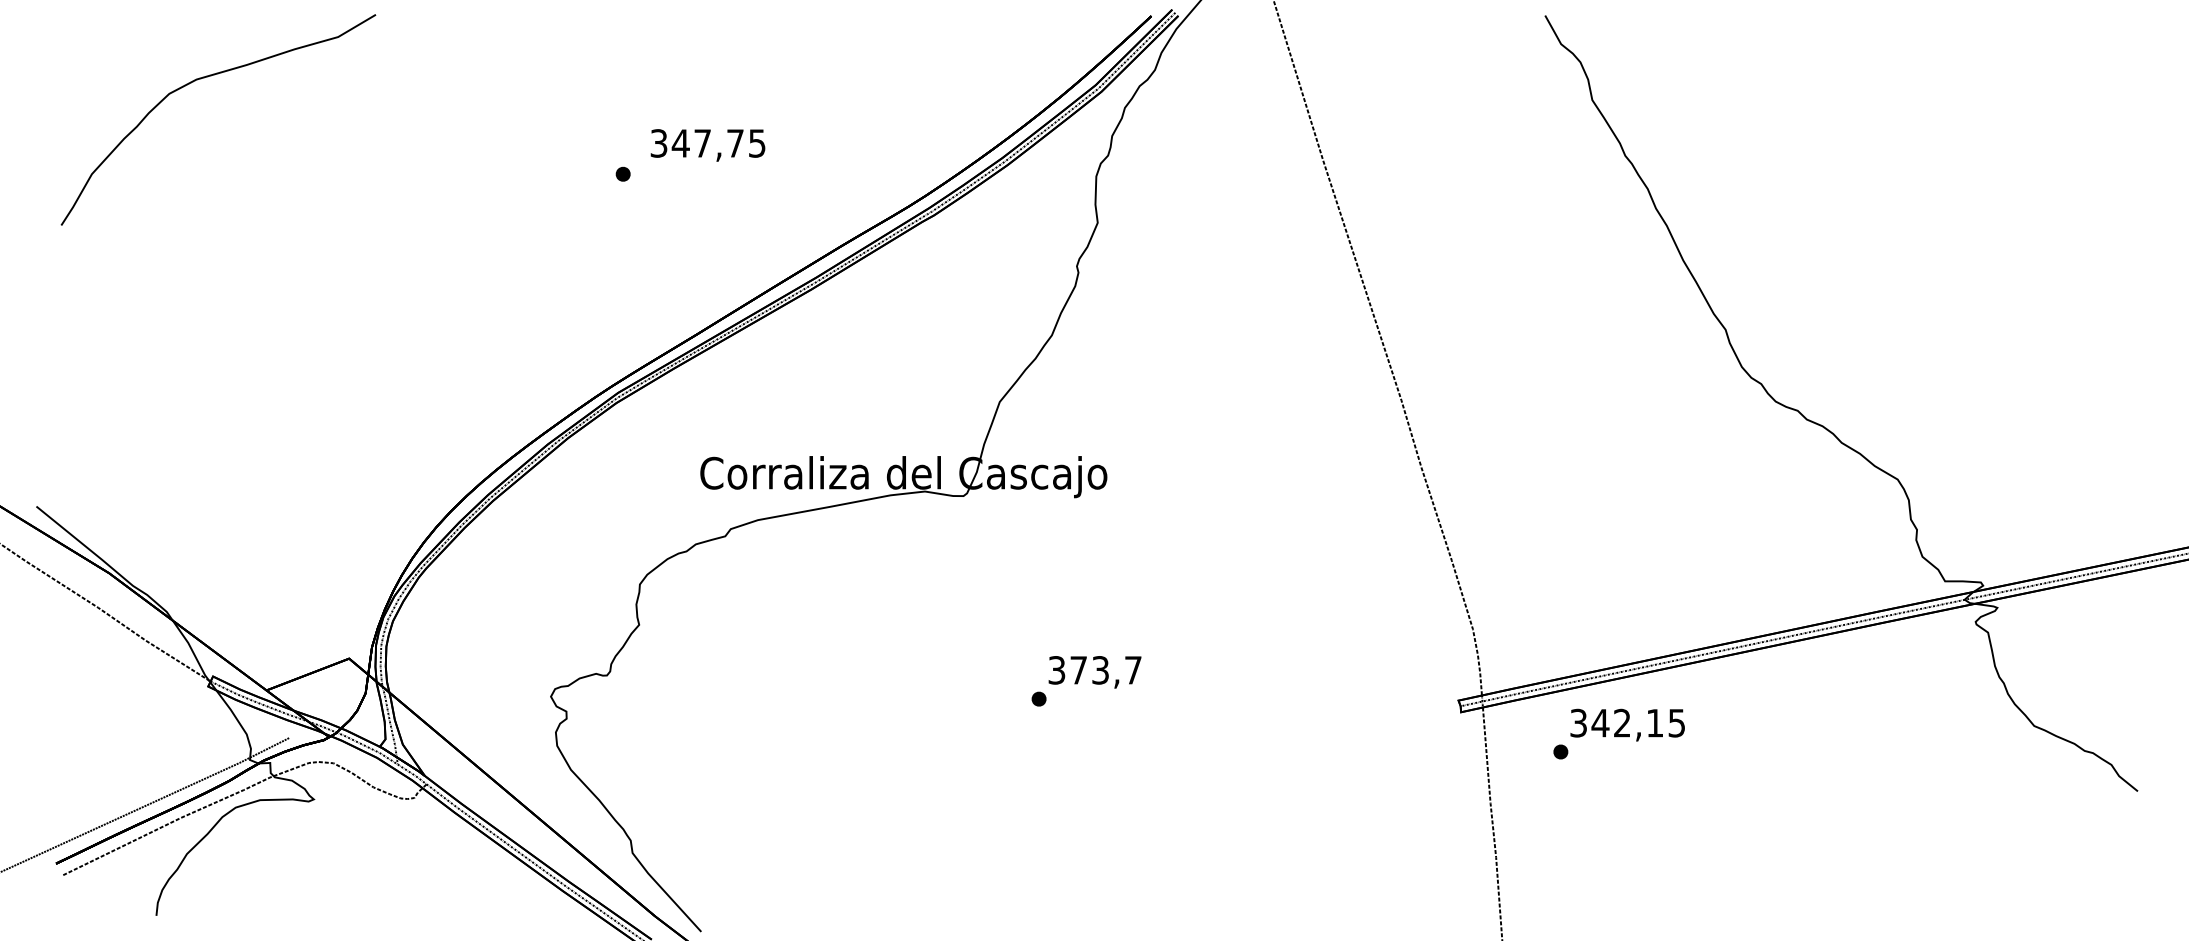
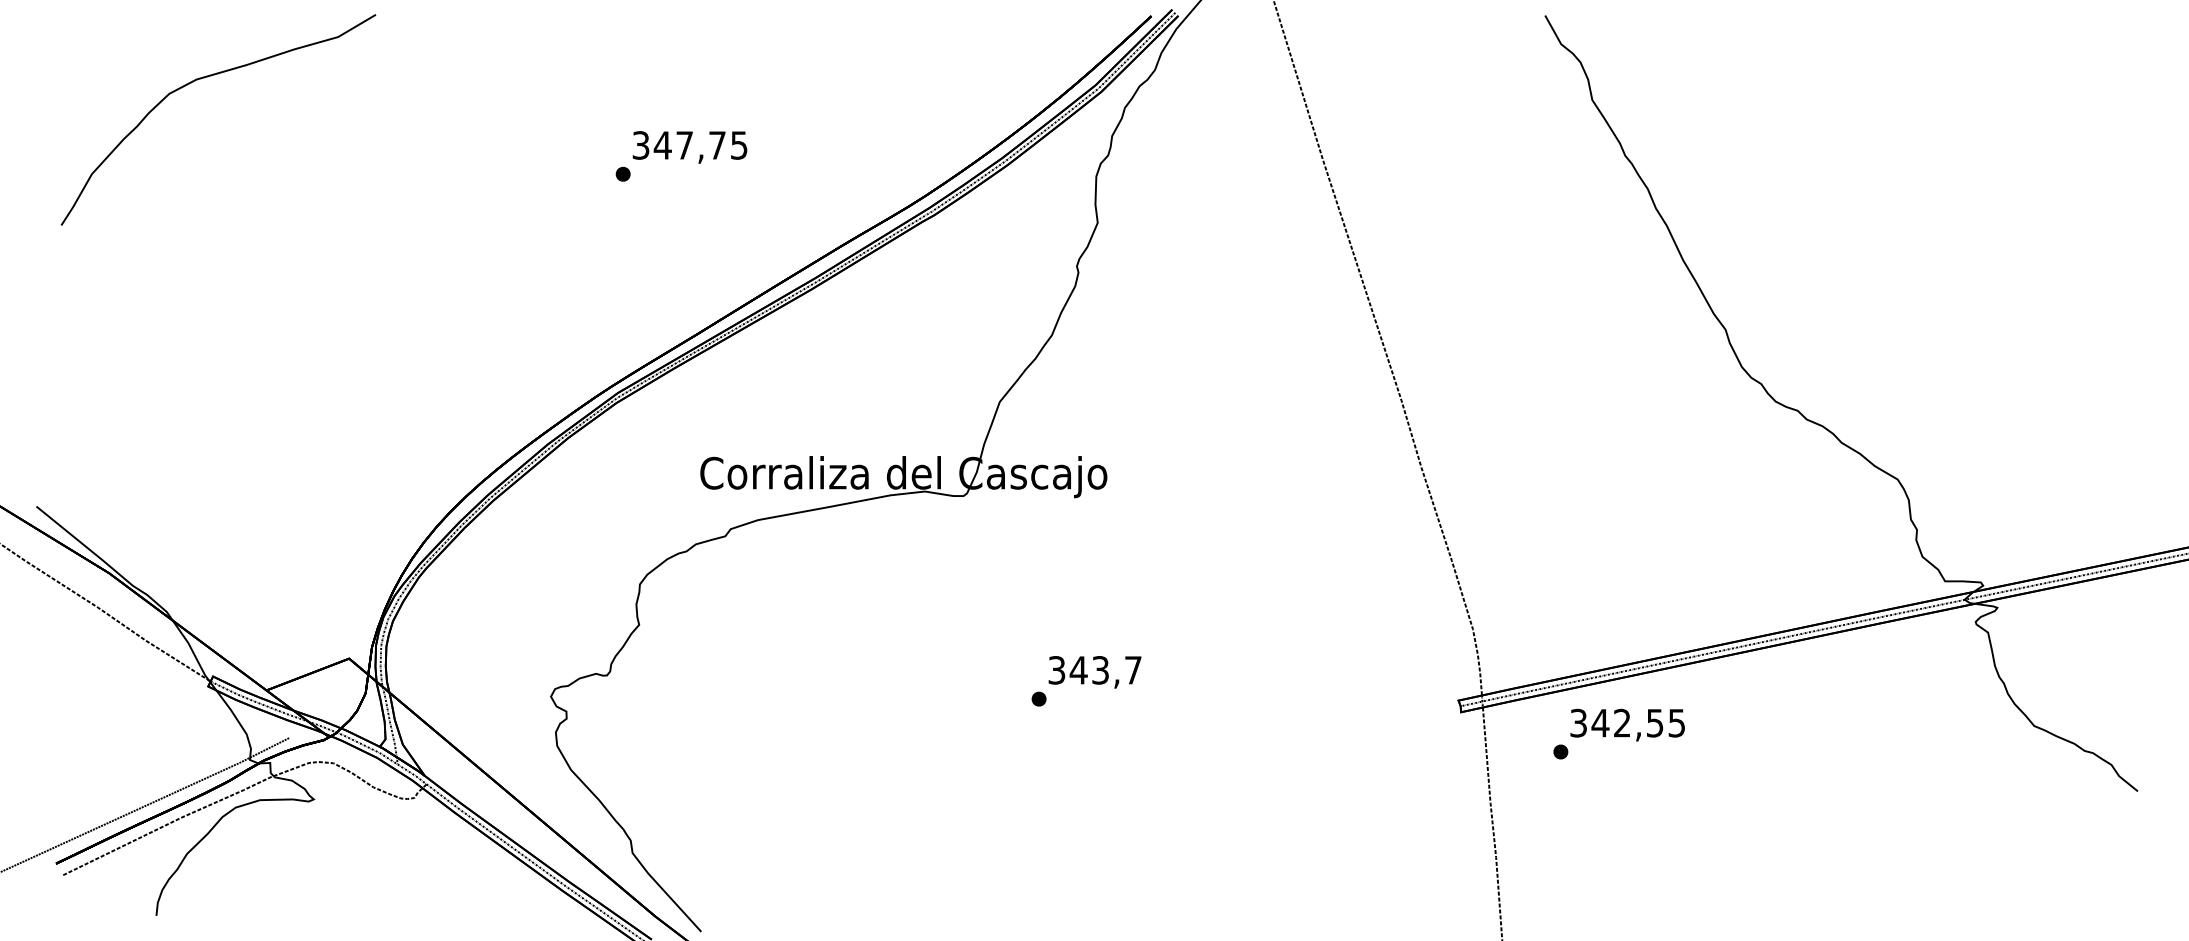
text position: (707, 145) -> (689, 147) (689, 147)
text: 373,7 -> 343,7 (1078, 670)
text: 342,15 -> 342,55 (1655, 723)
